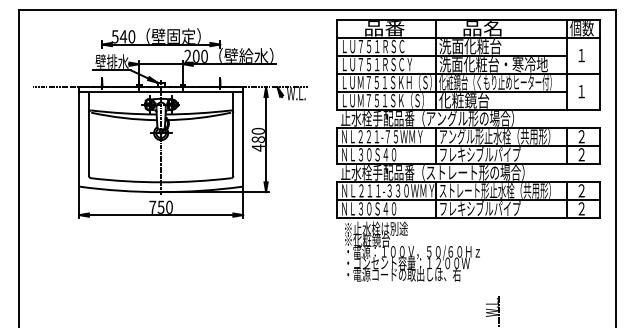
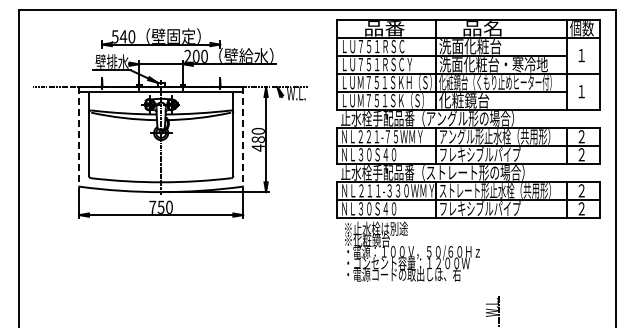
line: solid -> dashed (79, 136)
line: solid -> dashed (243, 136)
